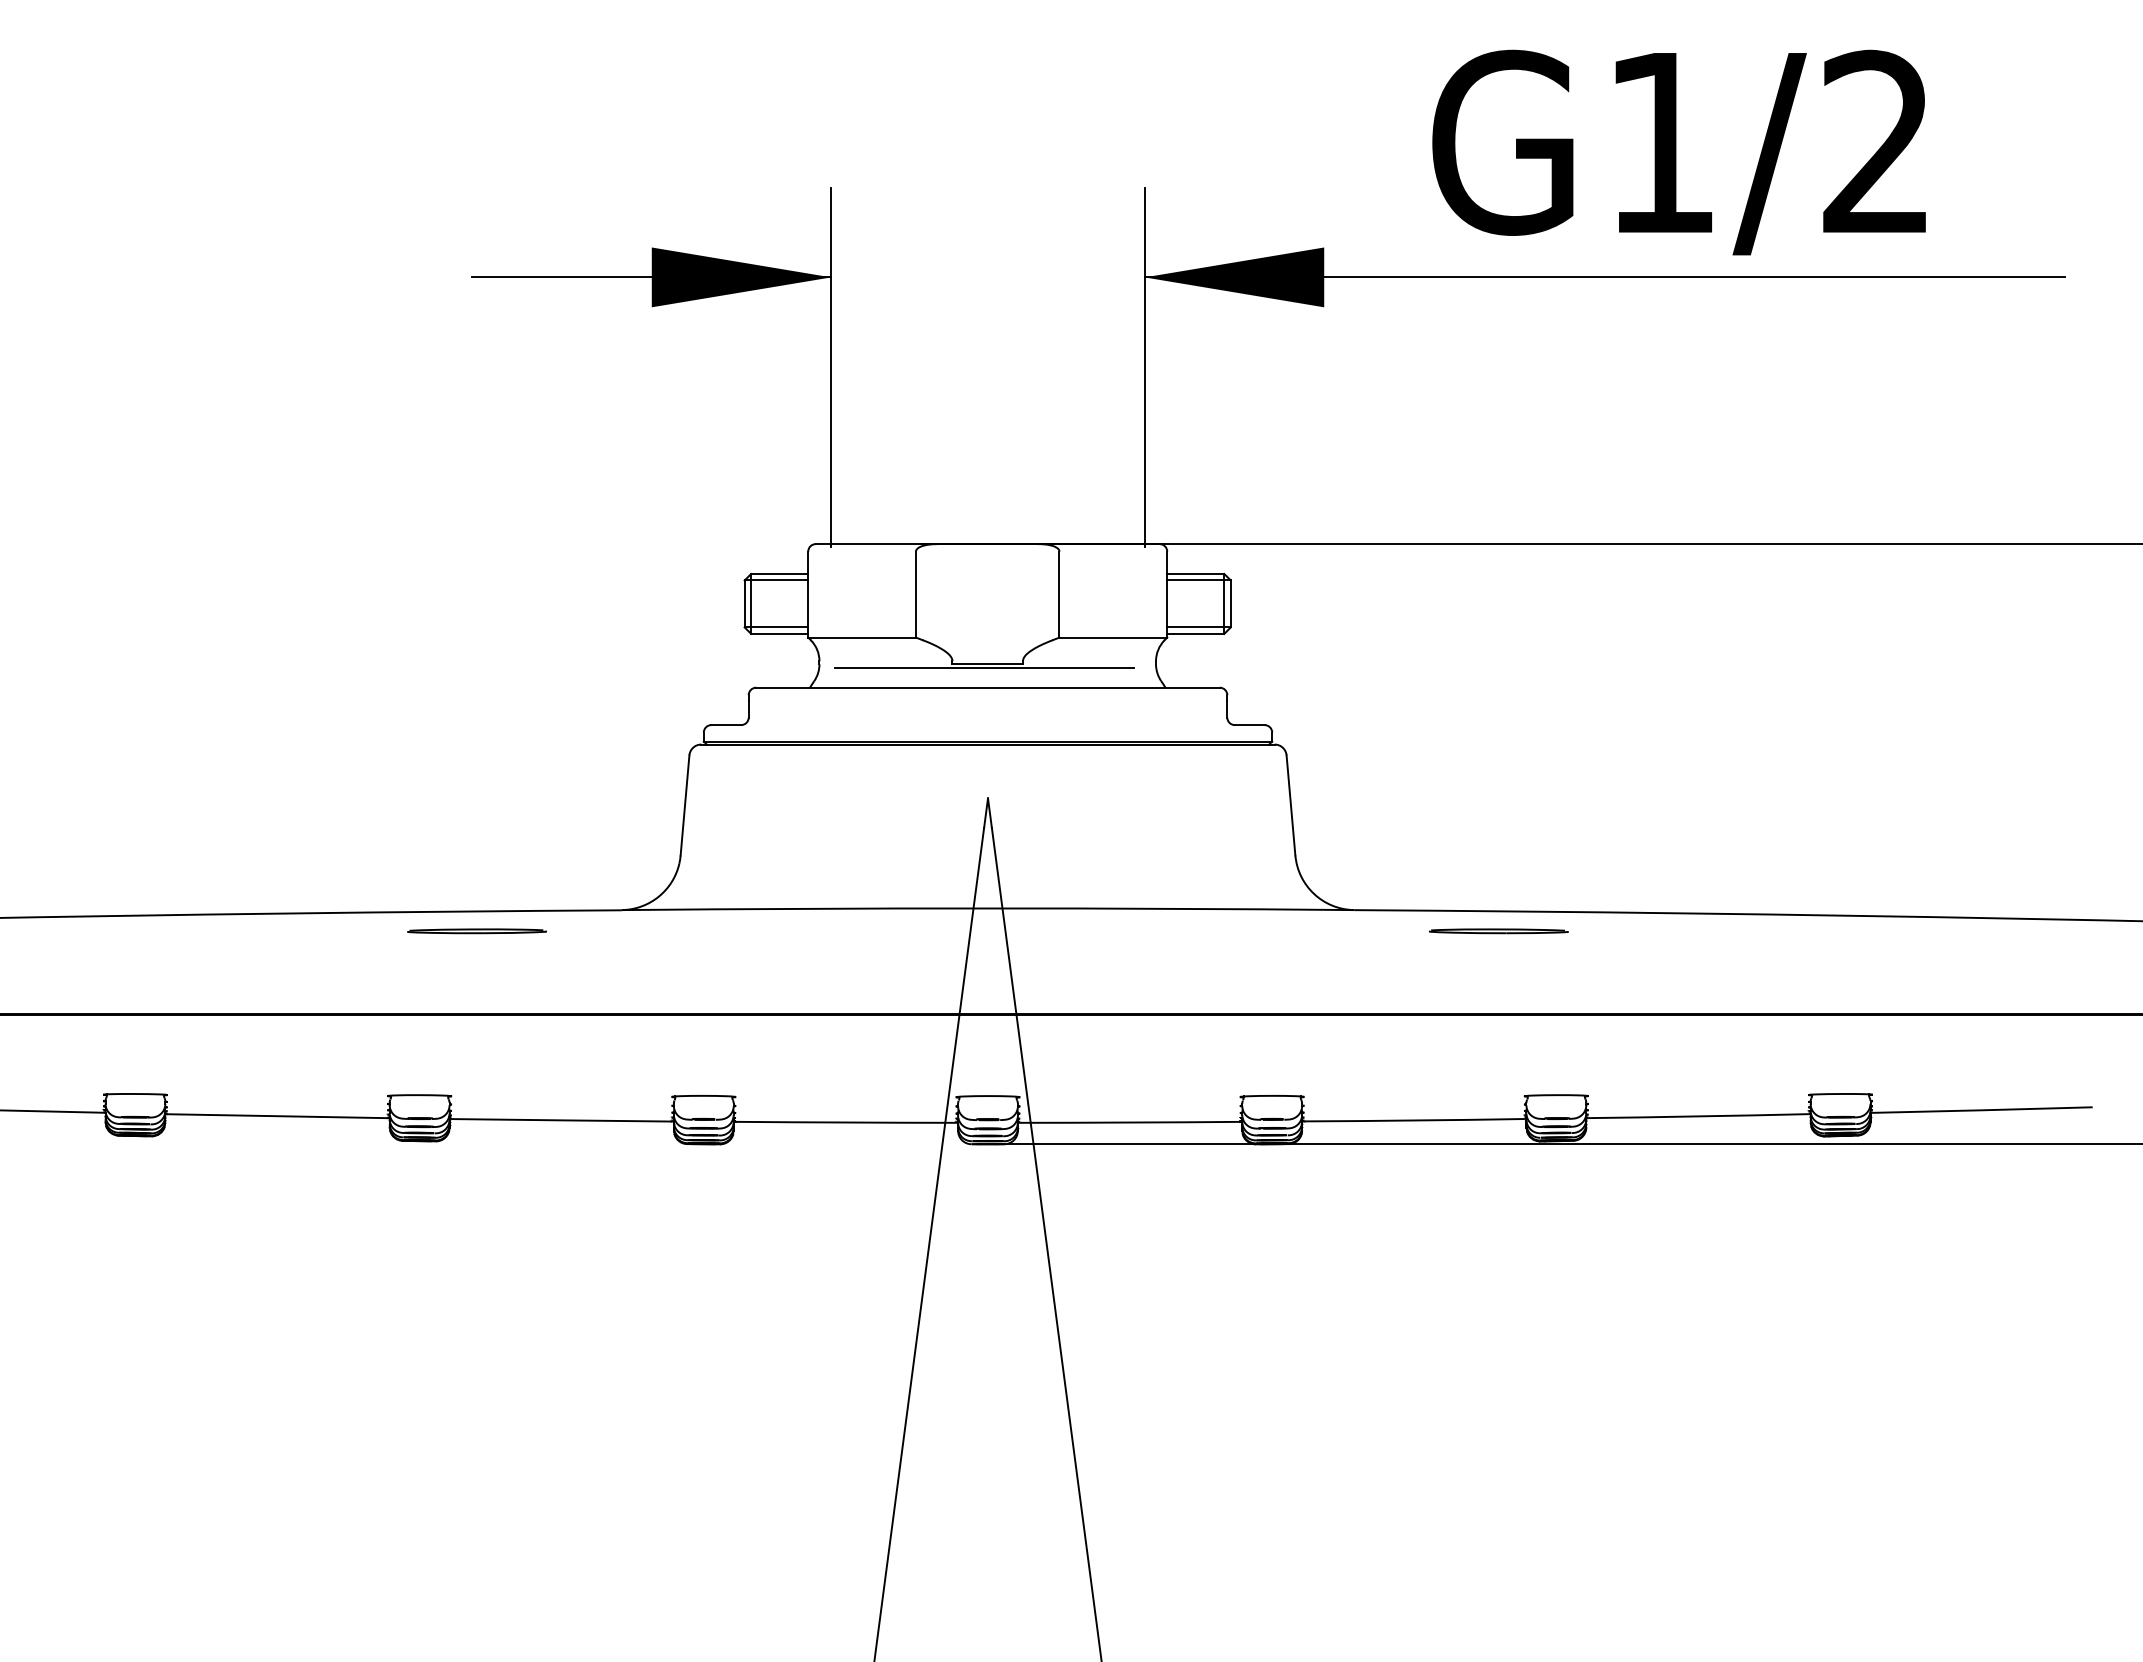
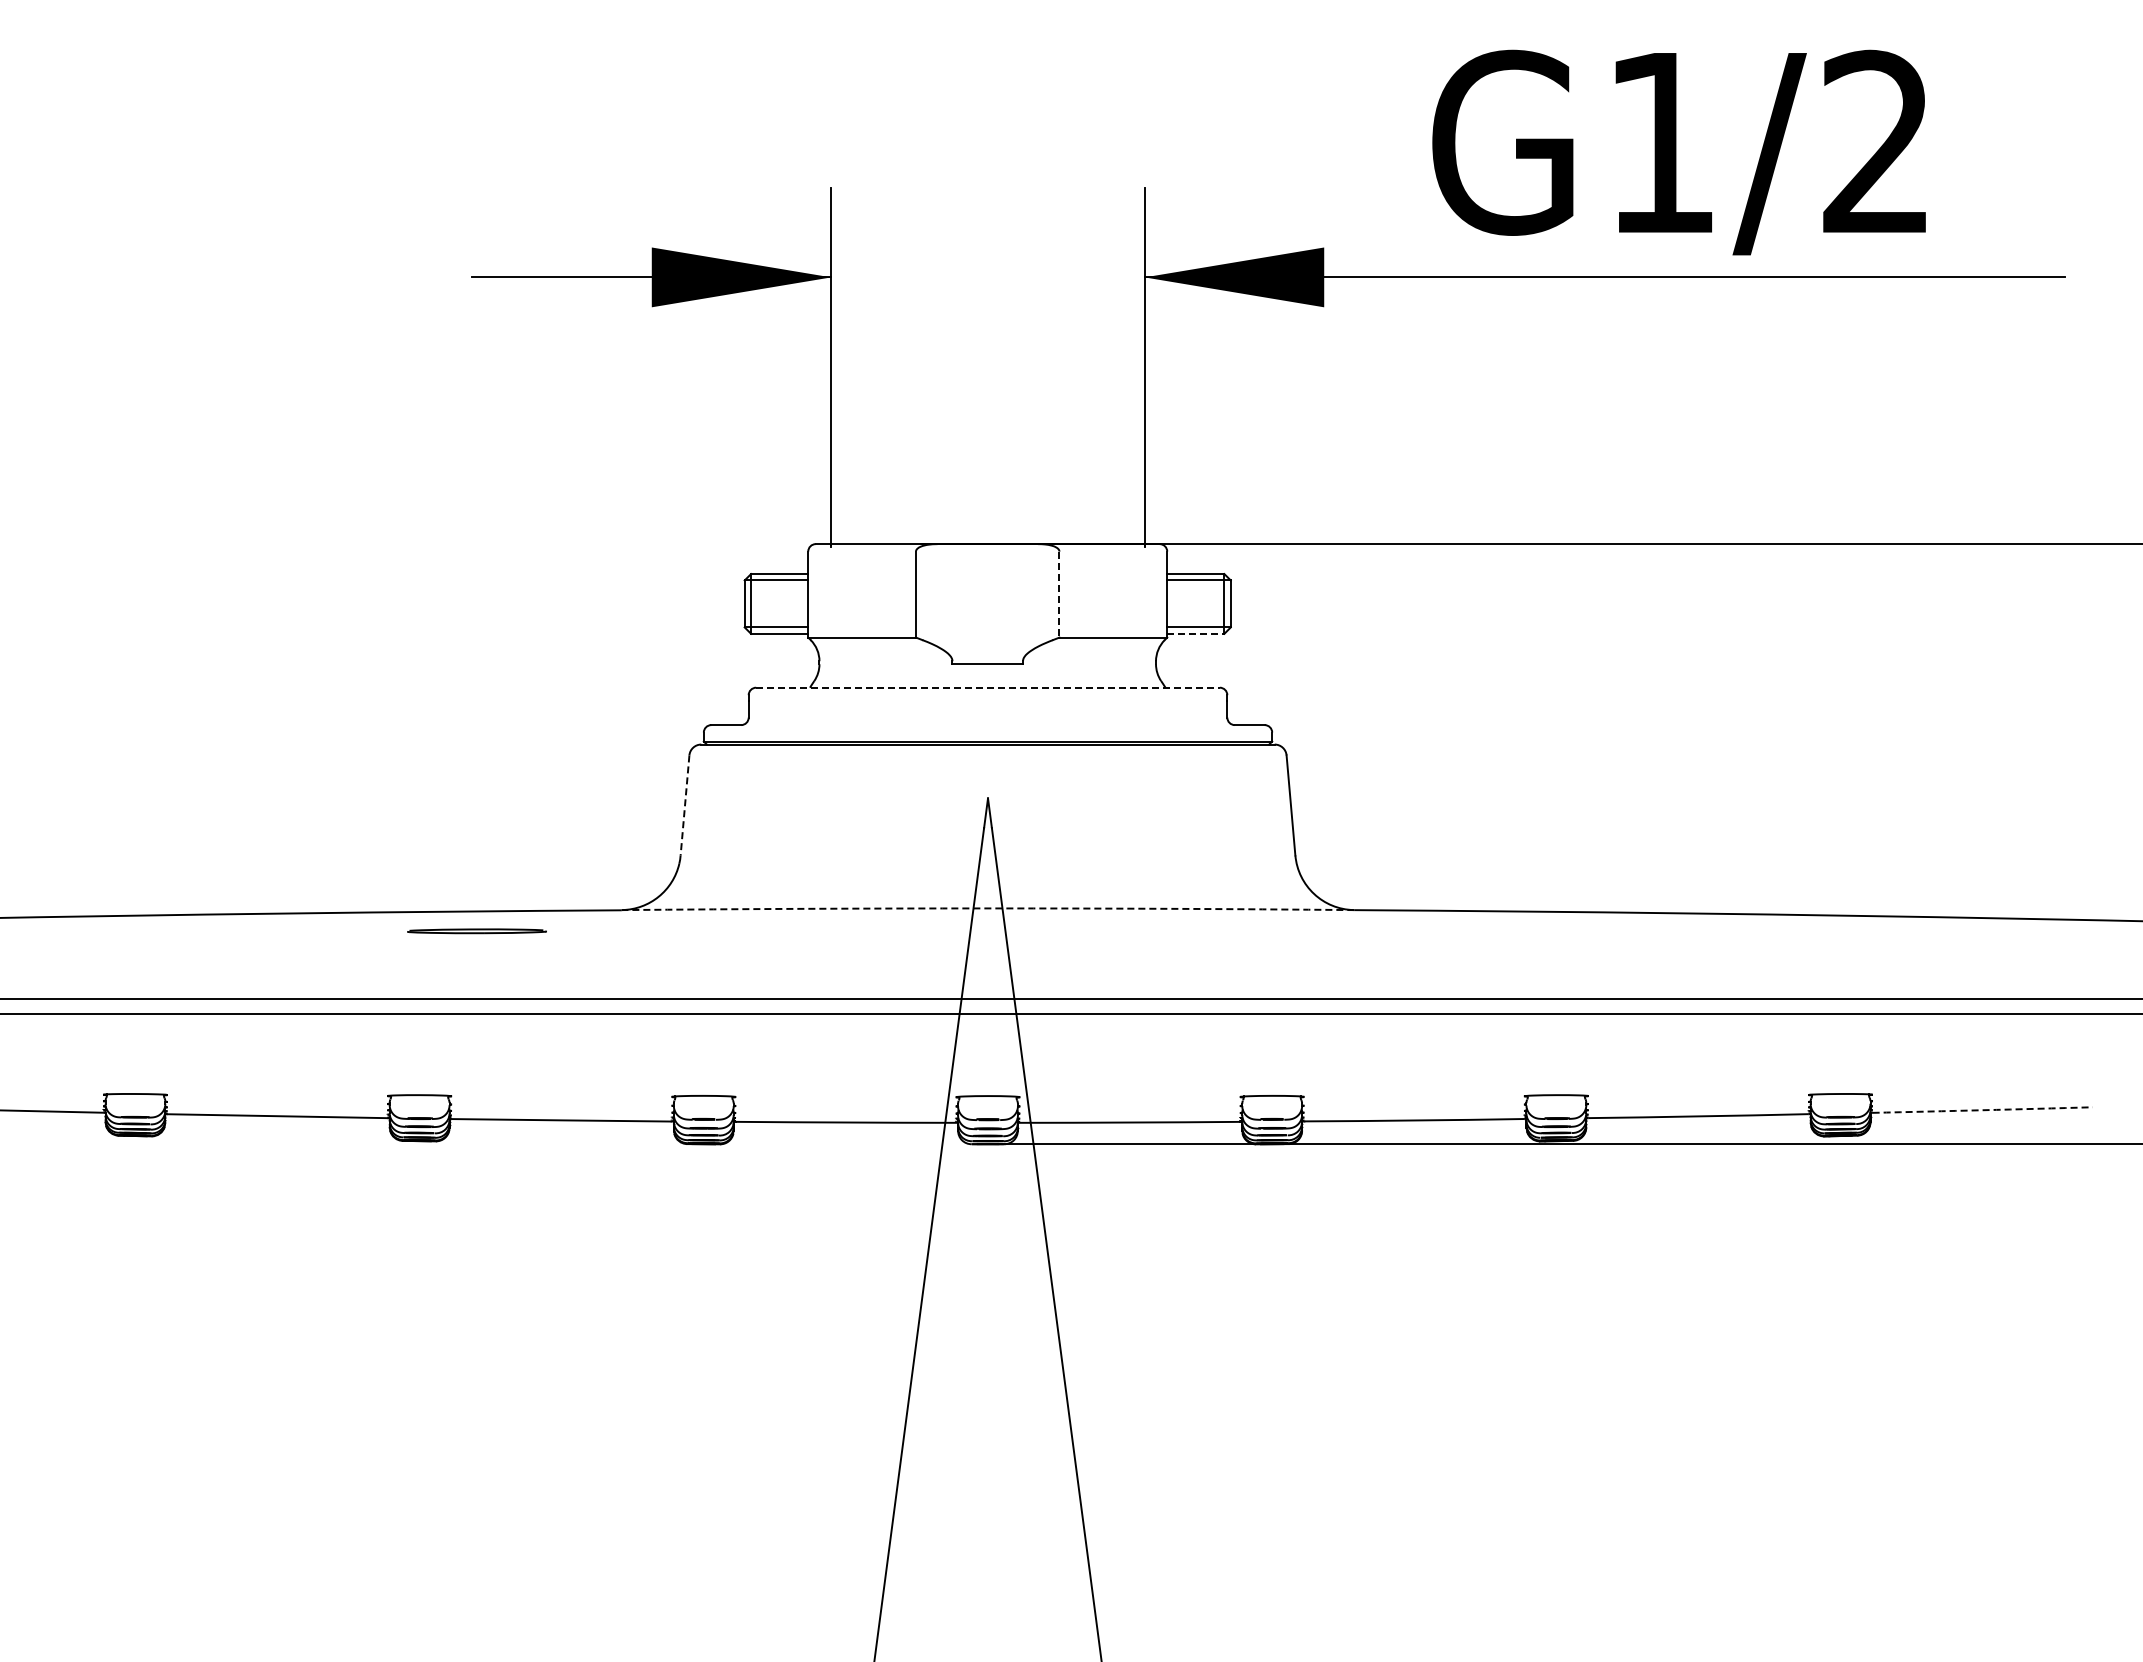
line: solid -> dashed (1059, 595)
line: solid -> dashed (1195, 633)
line: present -> none (983, 667)
line: solid -> dashed (988, 687)
line: solid -> dashed (684, 805)
arc: solid -> dashed (987, 908)
part: present -> none (1498, 931)
line position: (1070, 1015) -> (1070, 999) (1070, 999)
arc: solid -> dashed (1982, 1110)
